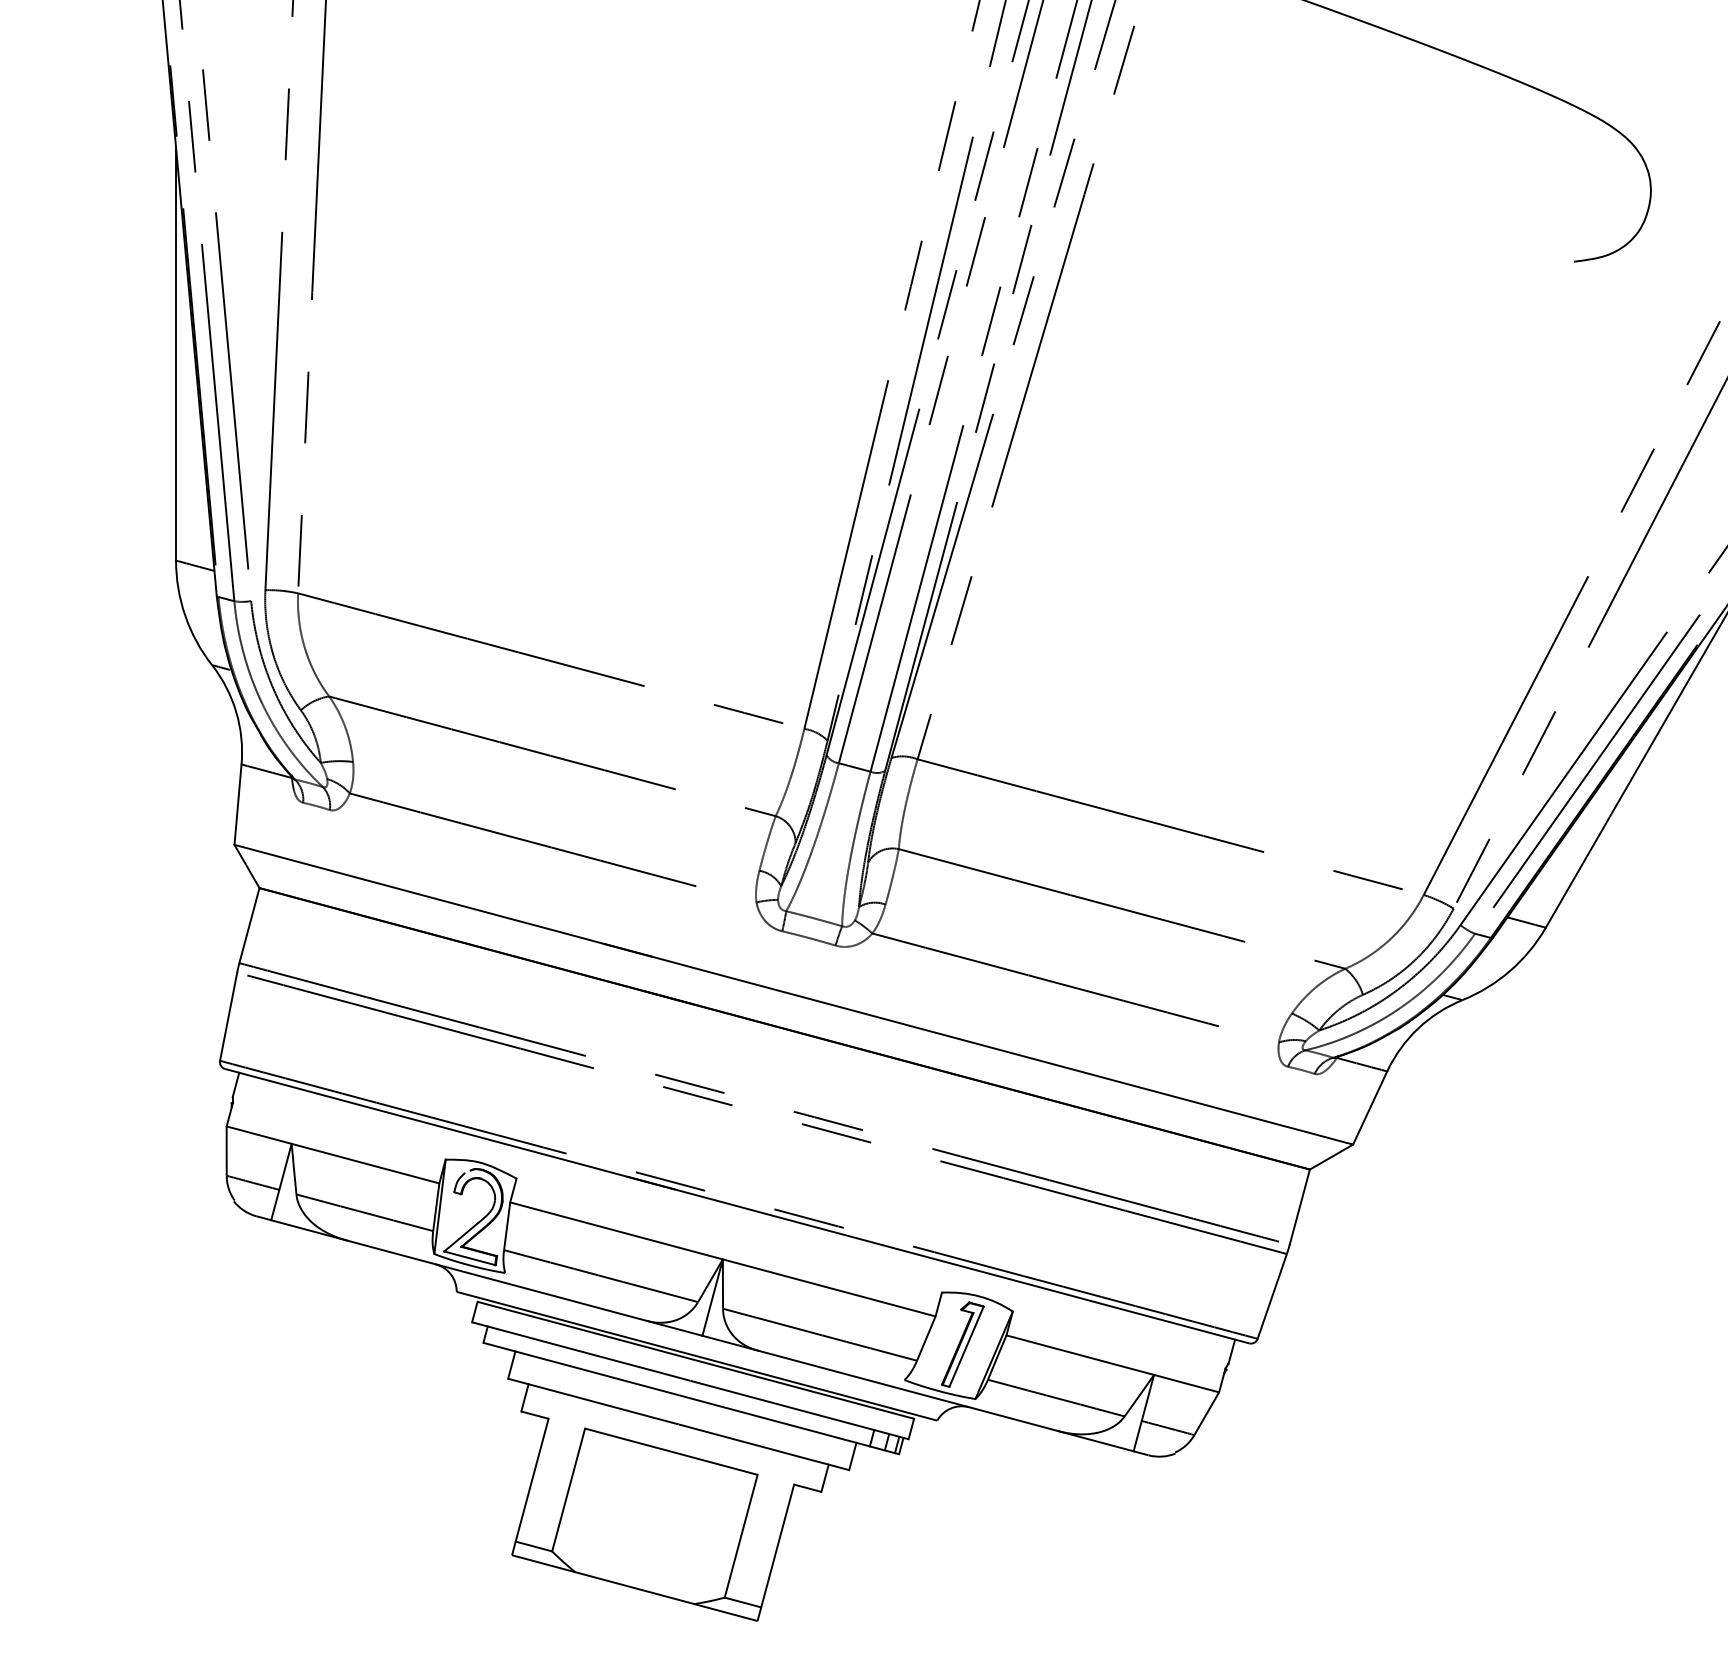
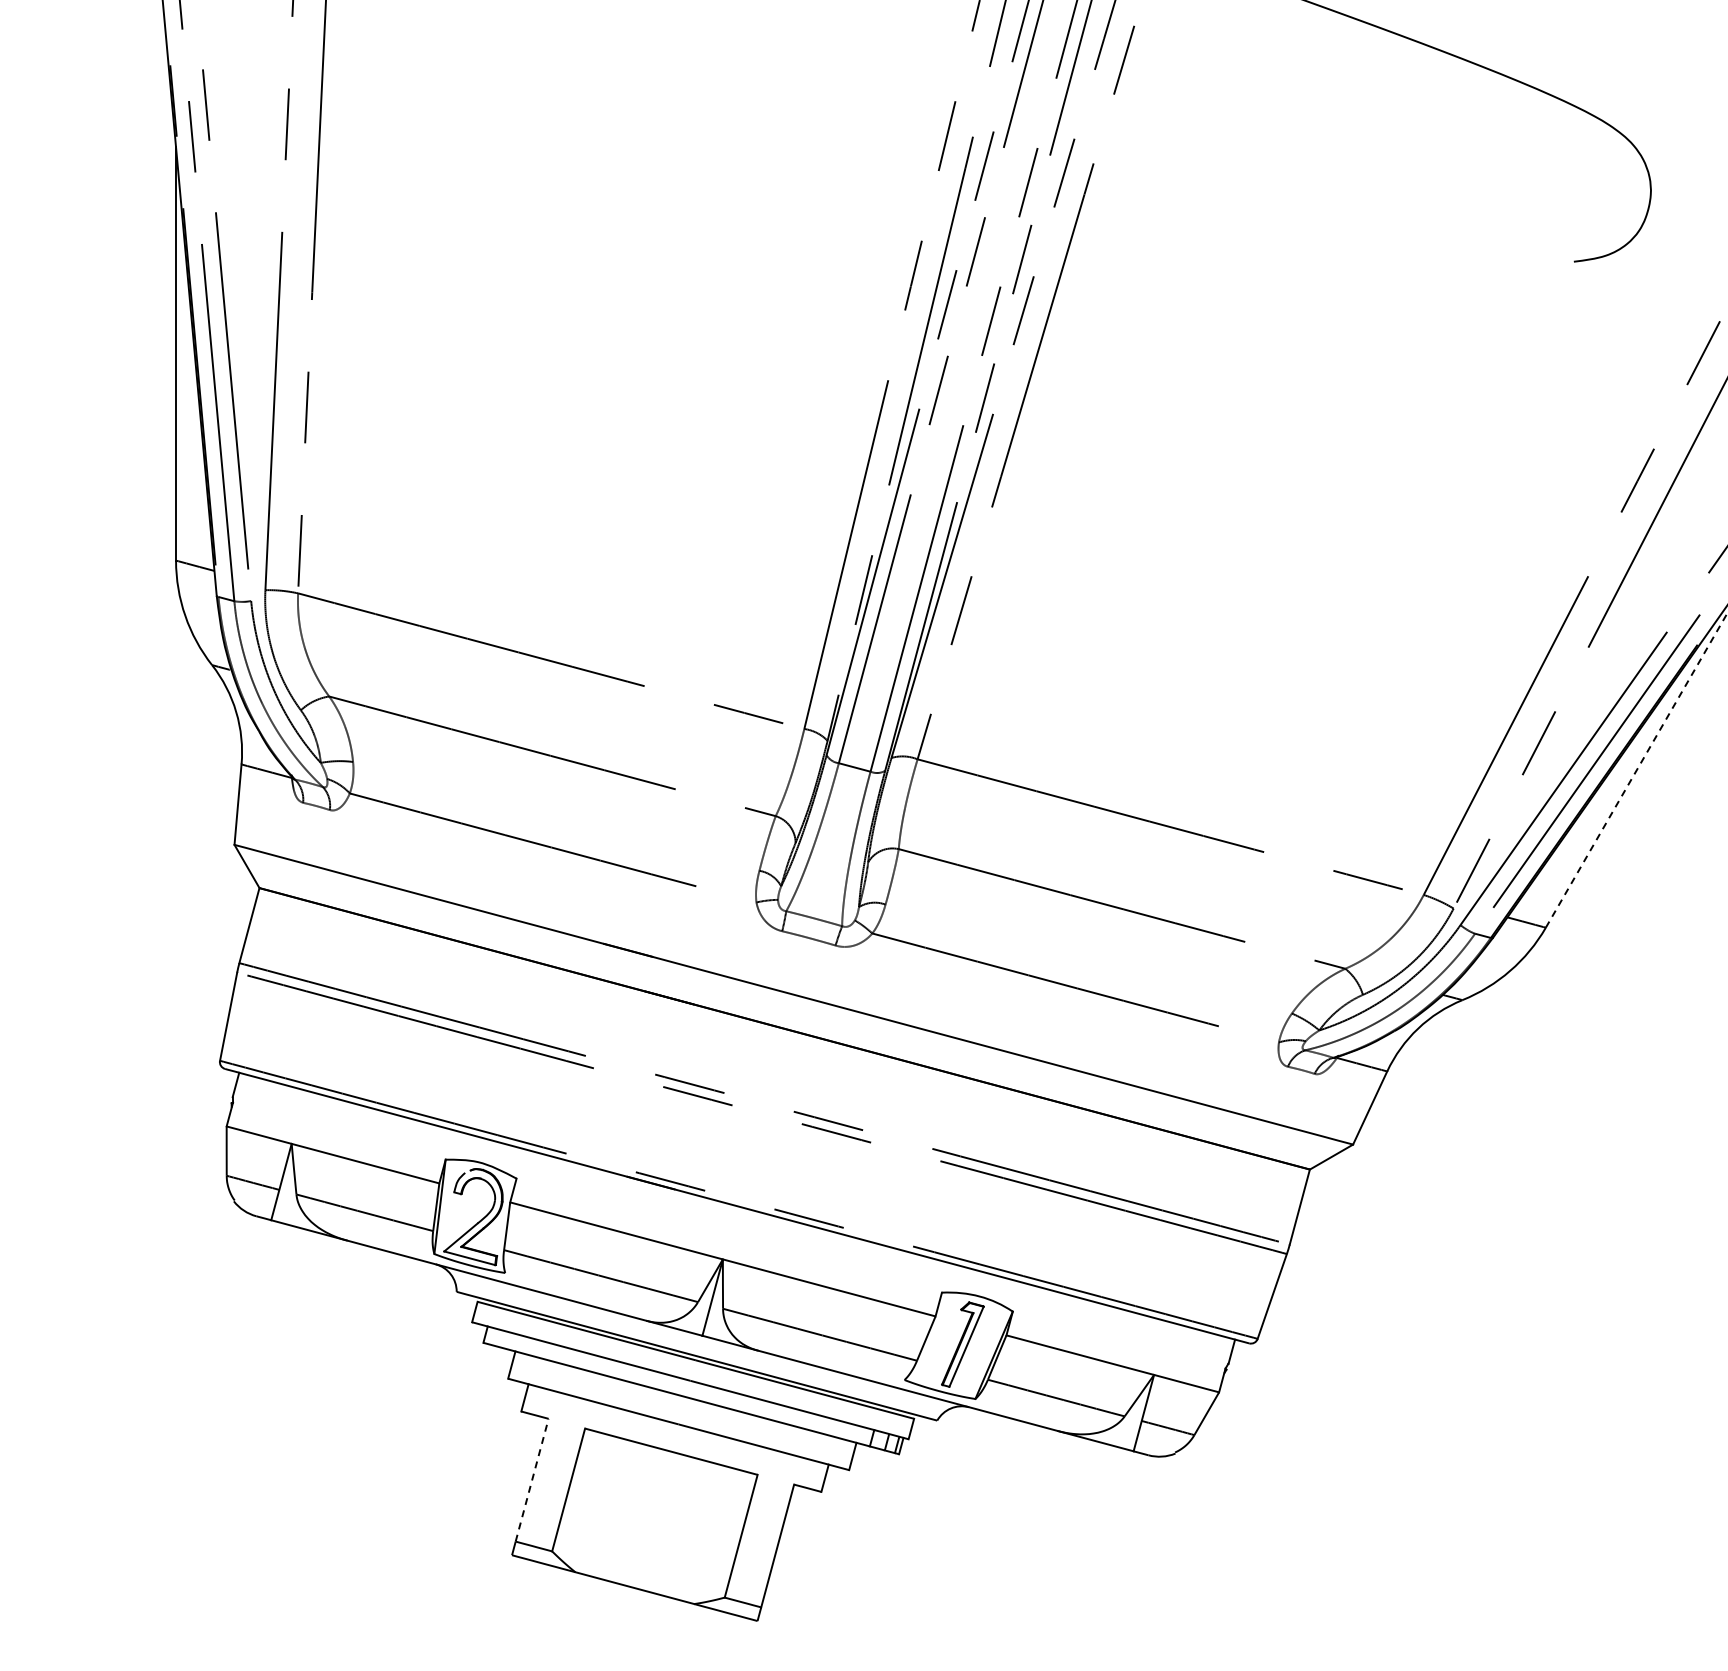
line: solid -> dashed (1636, 770)
line: solid -> dashed (532, 1480)
